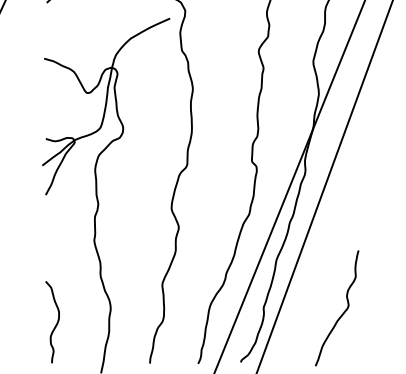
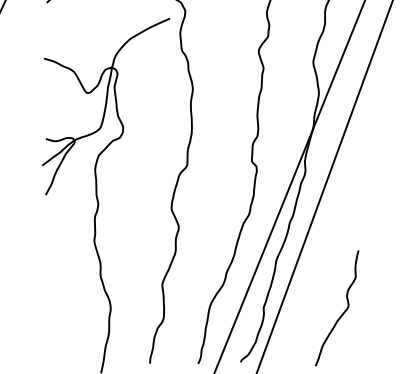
curve: present -> none (55, 324)
